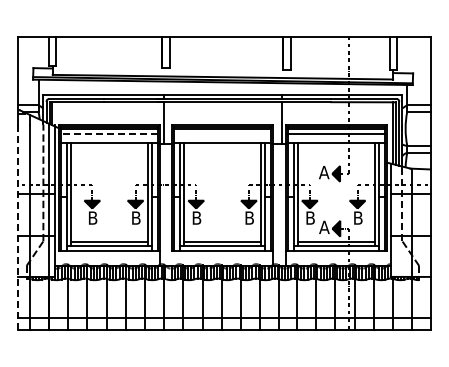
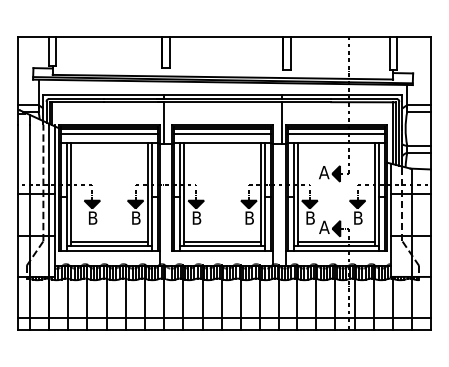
line: dashed -> solid (109, 133)
line: none -> present (222, 133)
line: dashed -> solid (18, 227)
